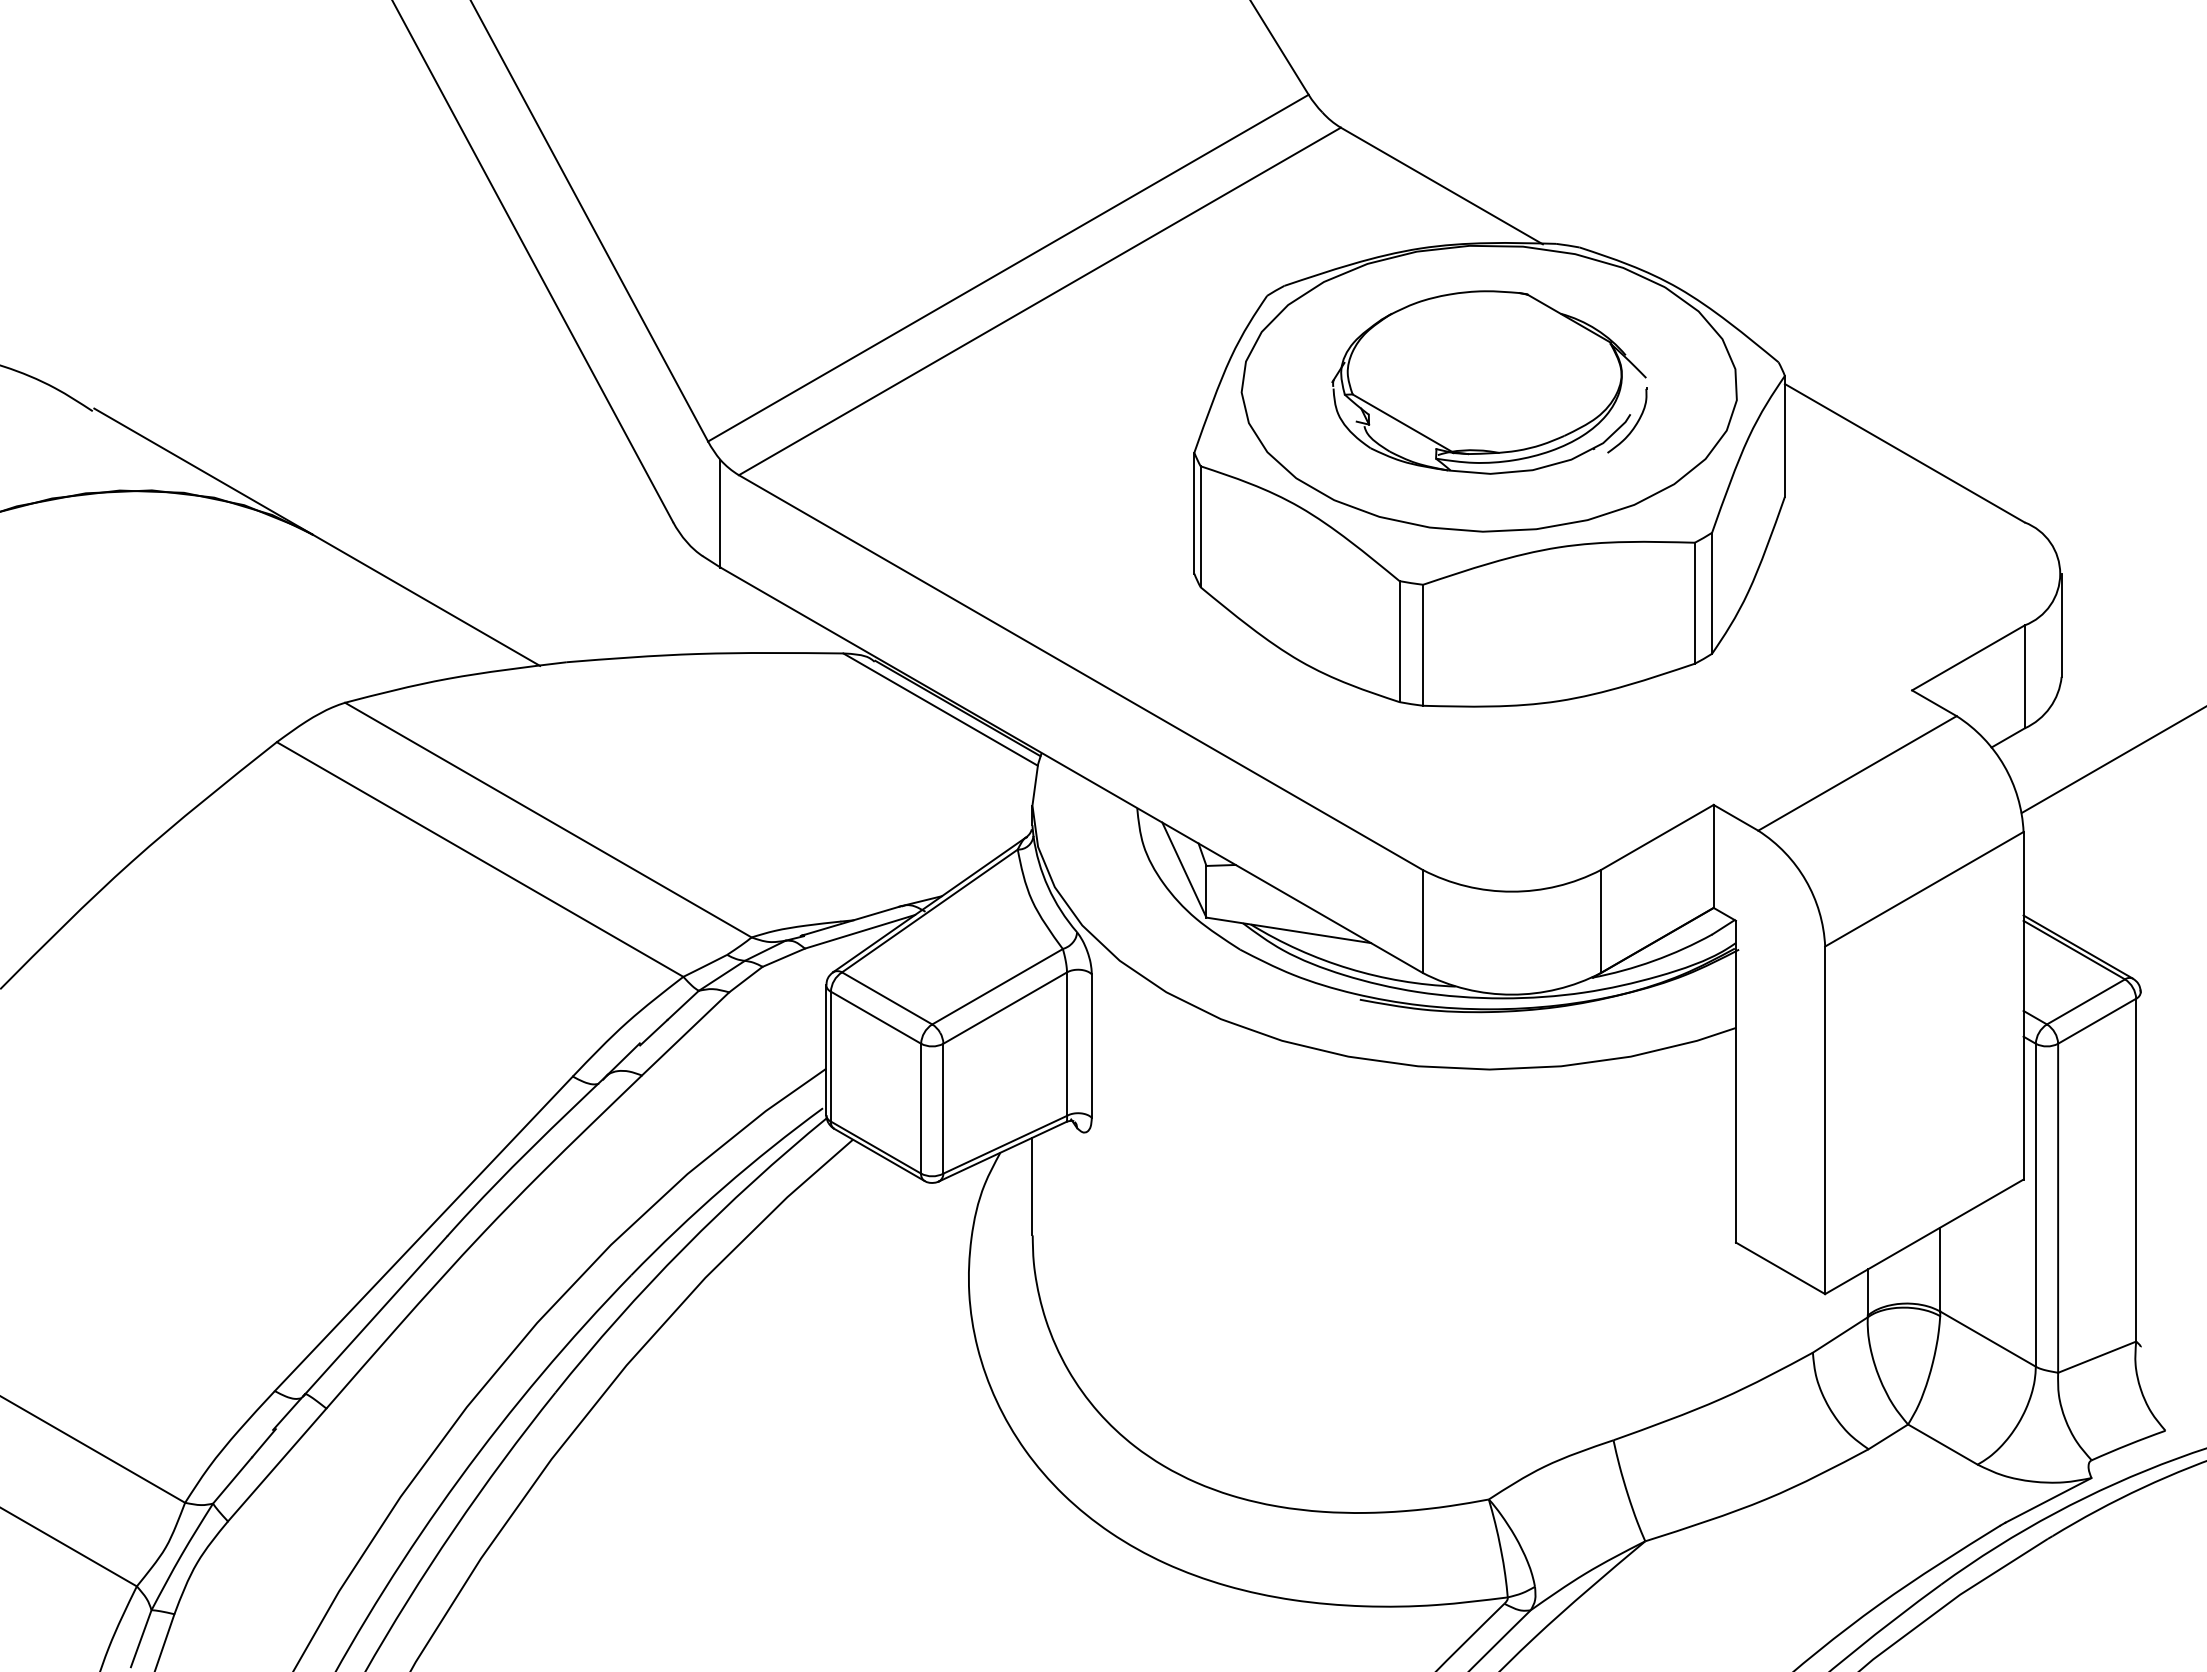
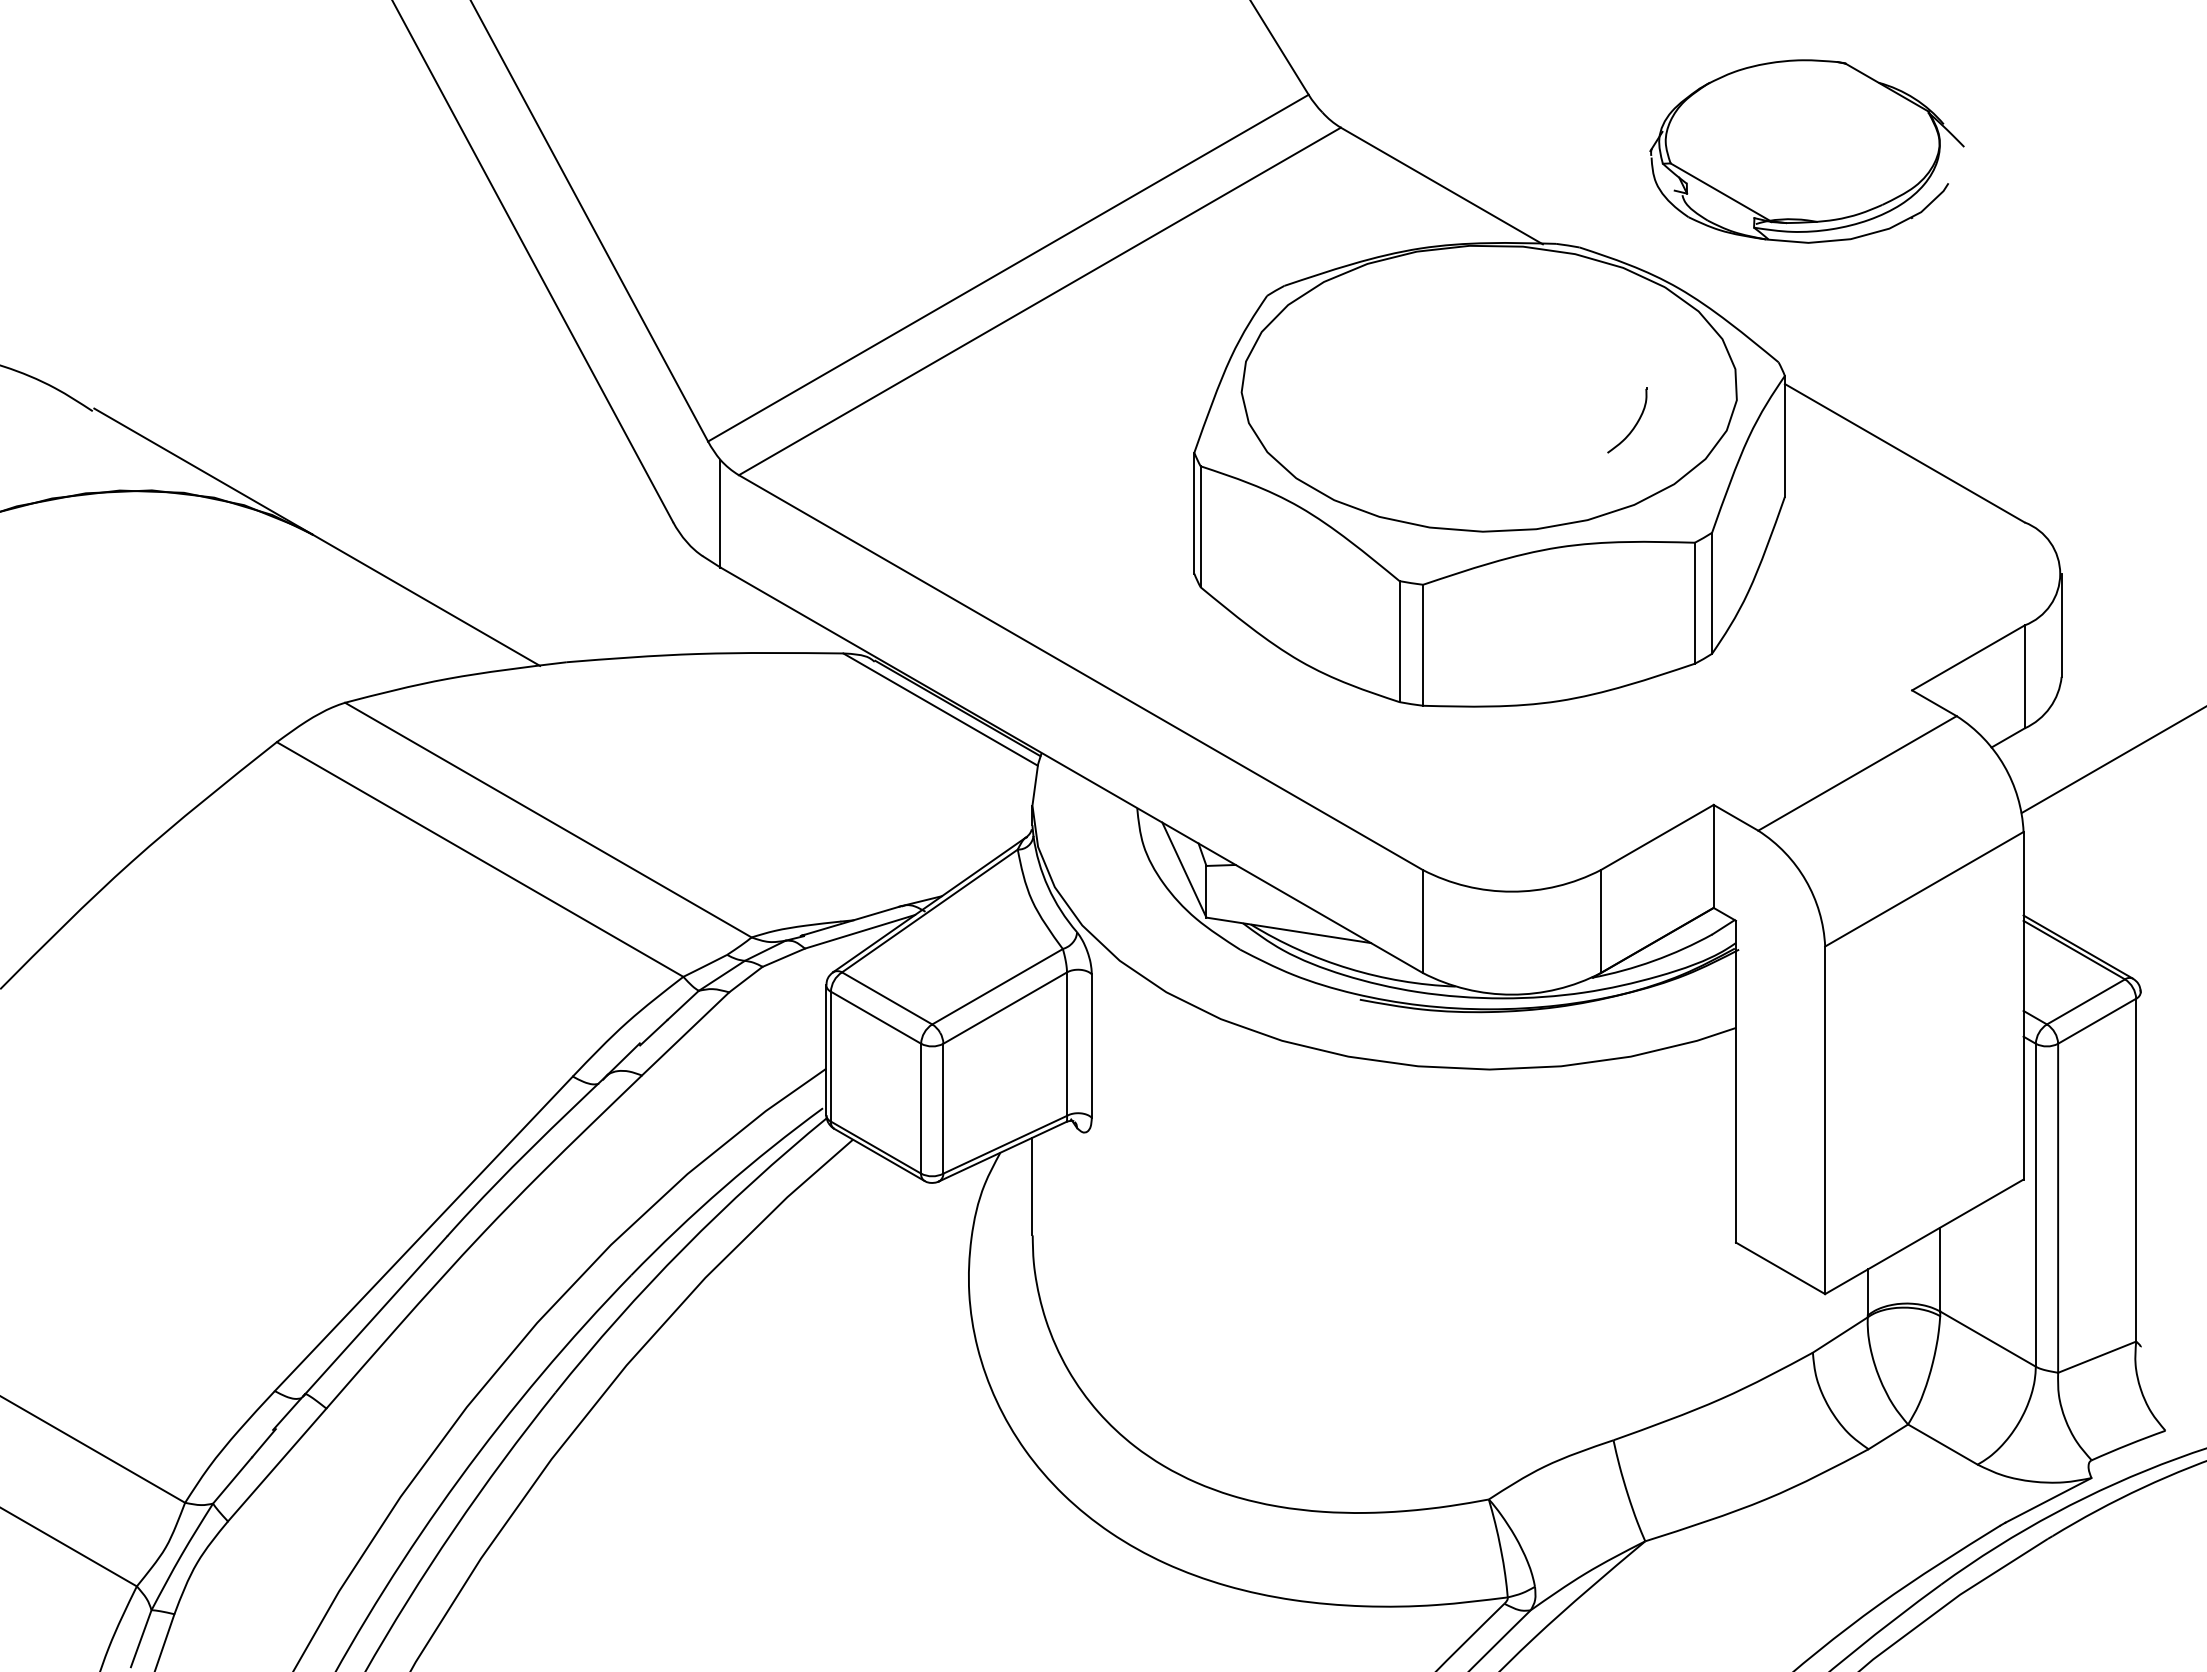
part position: (1488, 382) -> (1806, 151) (1806, 151)
